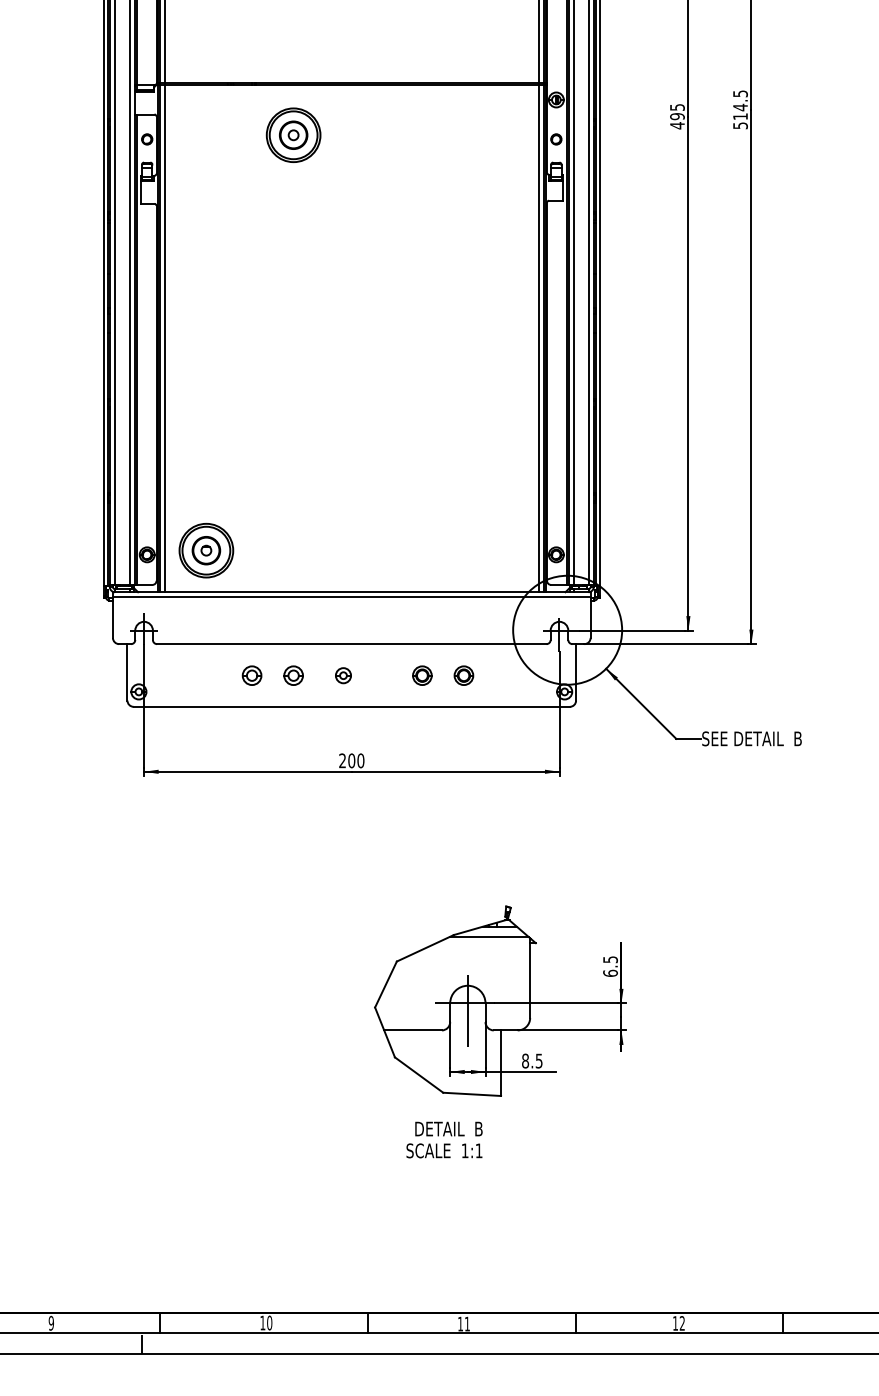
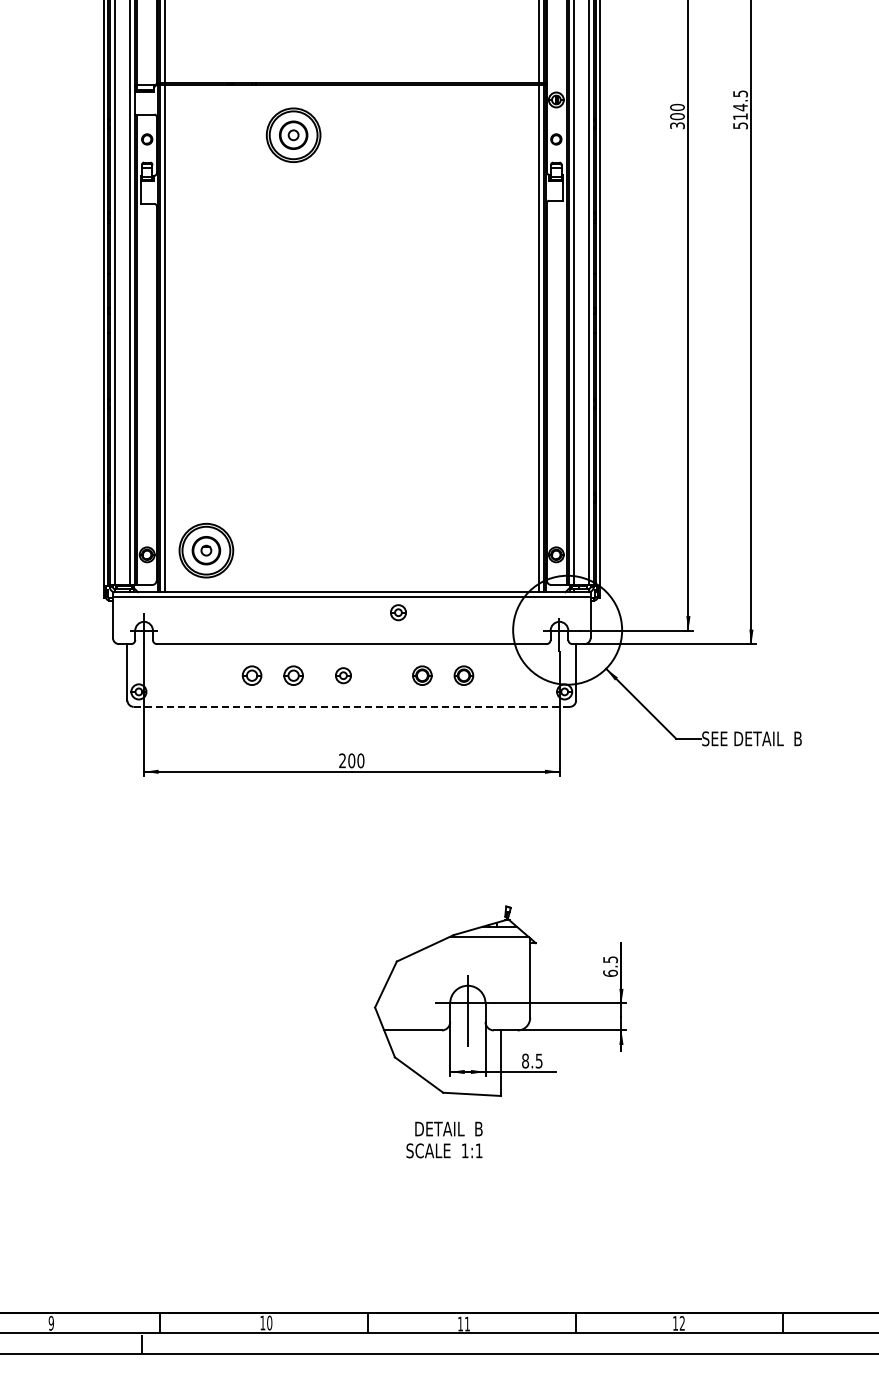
text: 495 -> 300 (677, 116)
part: none -> present (398, 612)
line: solid -> dashed (351, 706)
